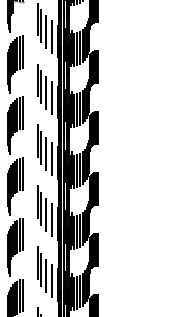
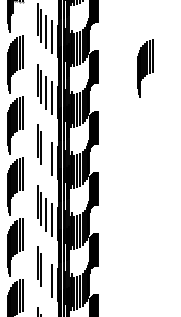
part: none -> present (145, 68)
line: present -> none (45, 153)
line: present -> none (45, 275)
